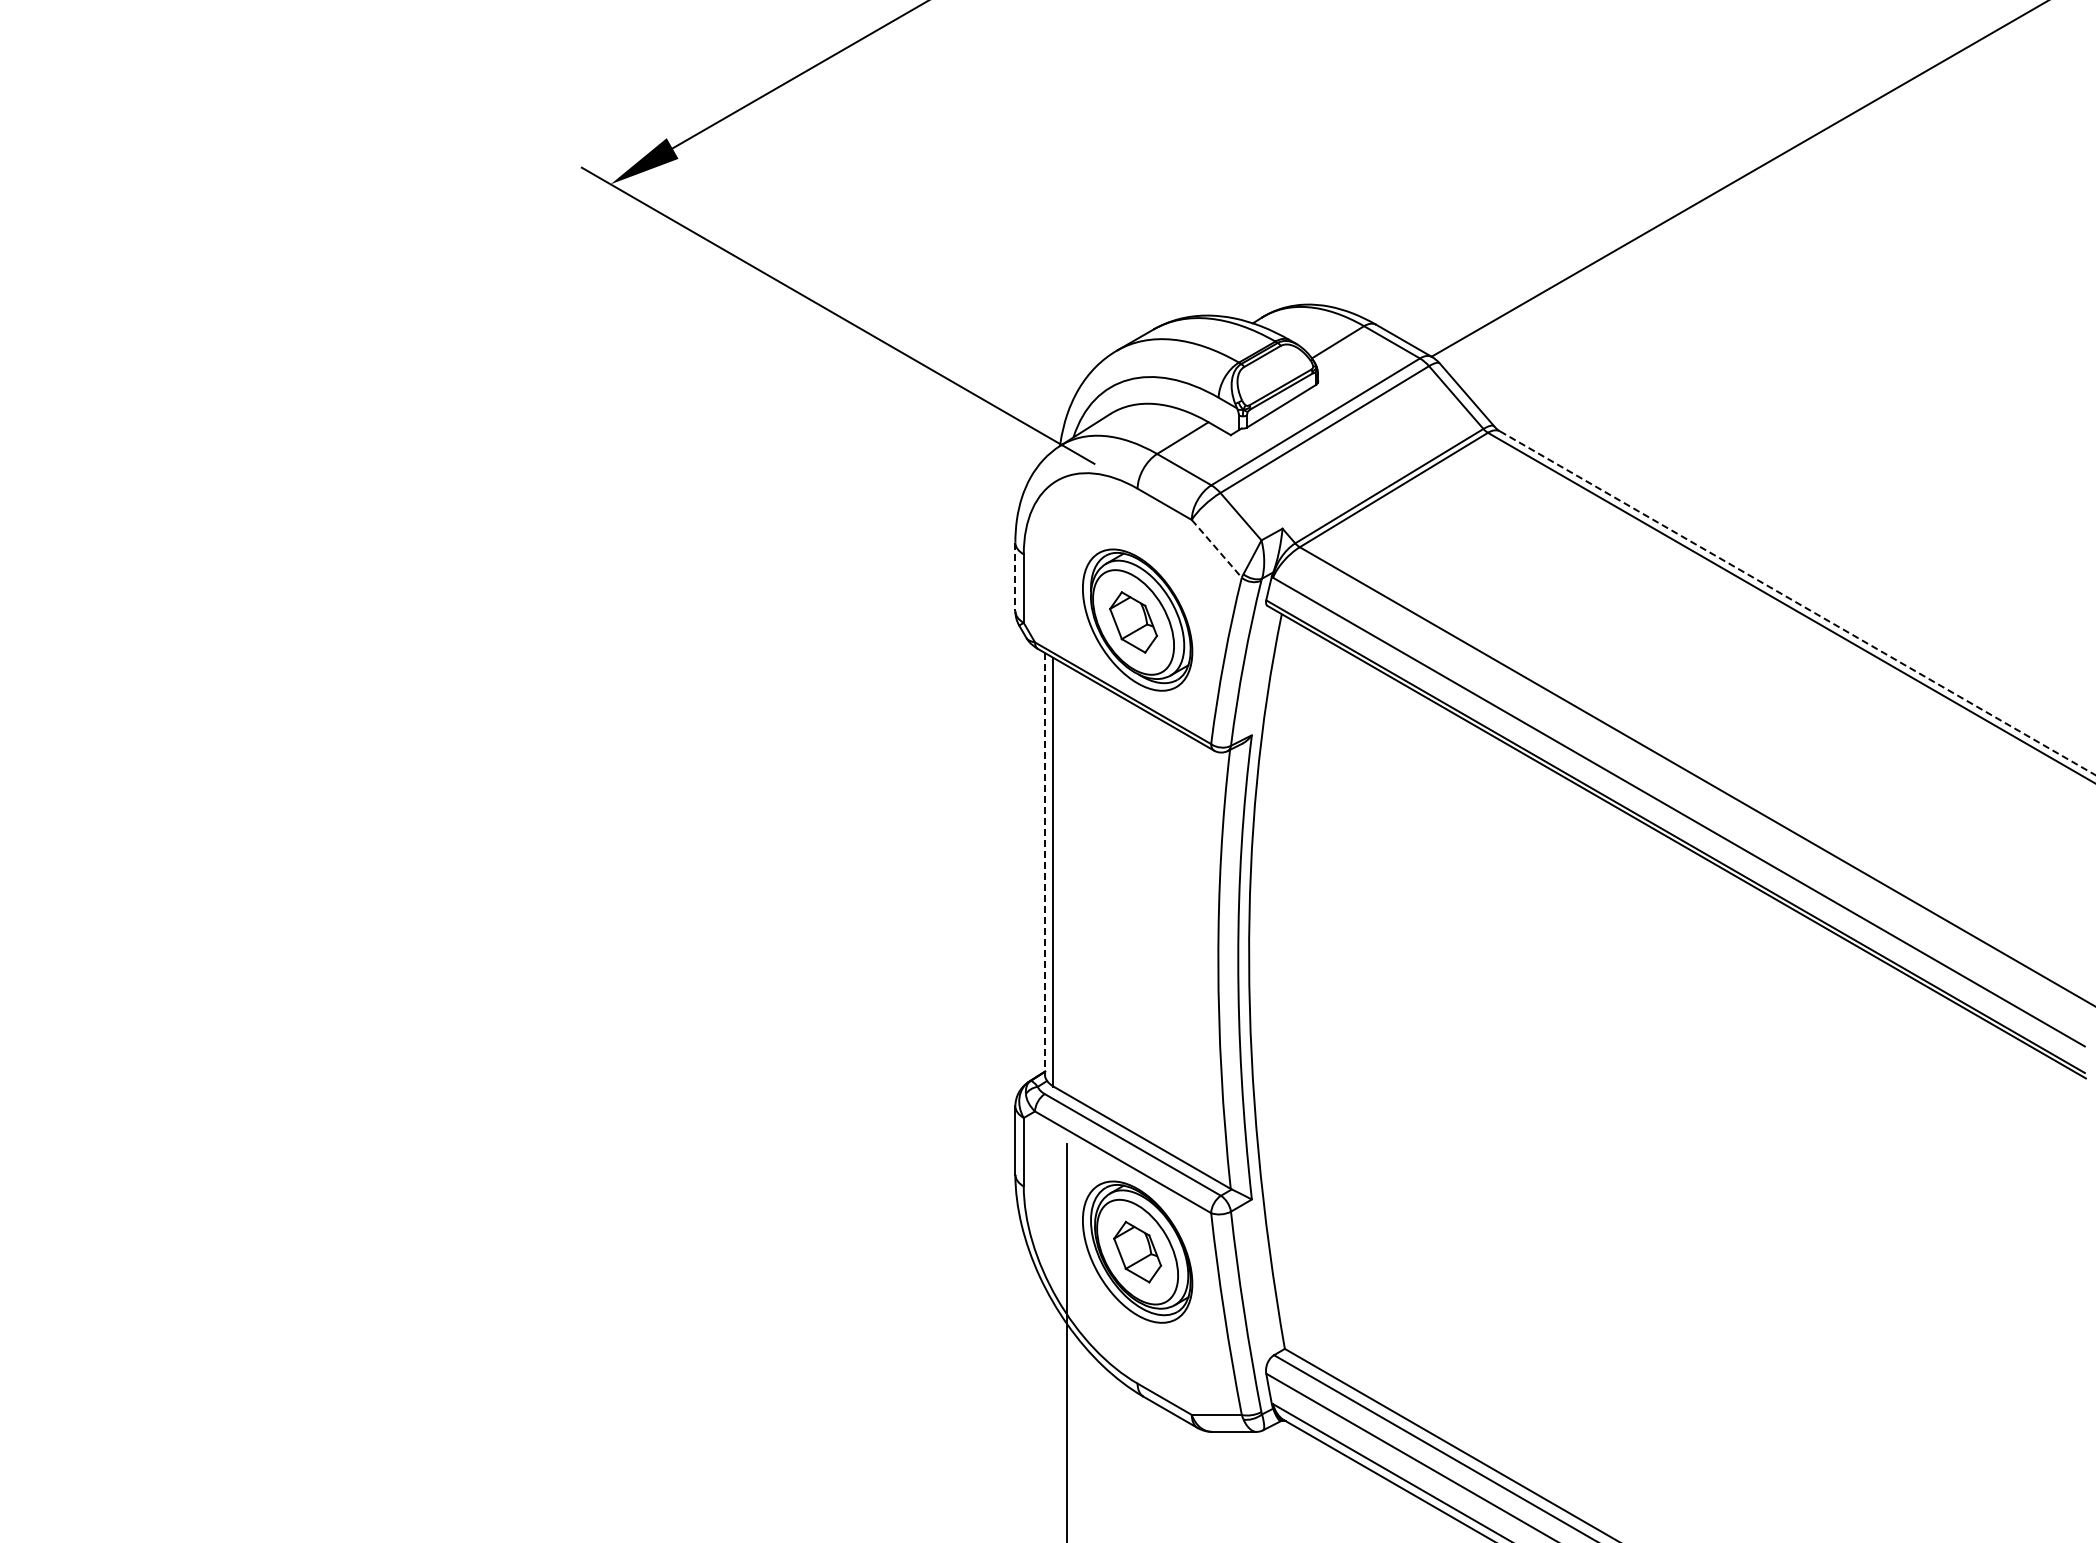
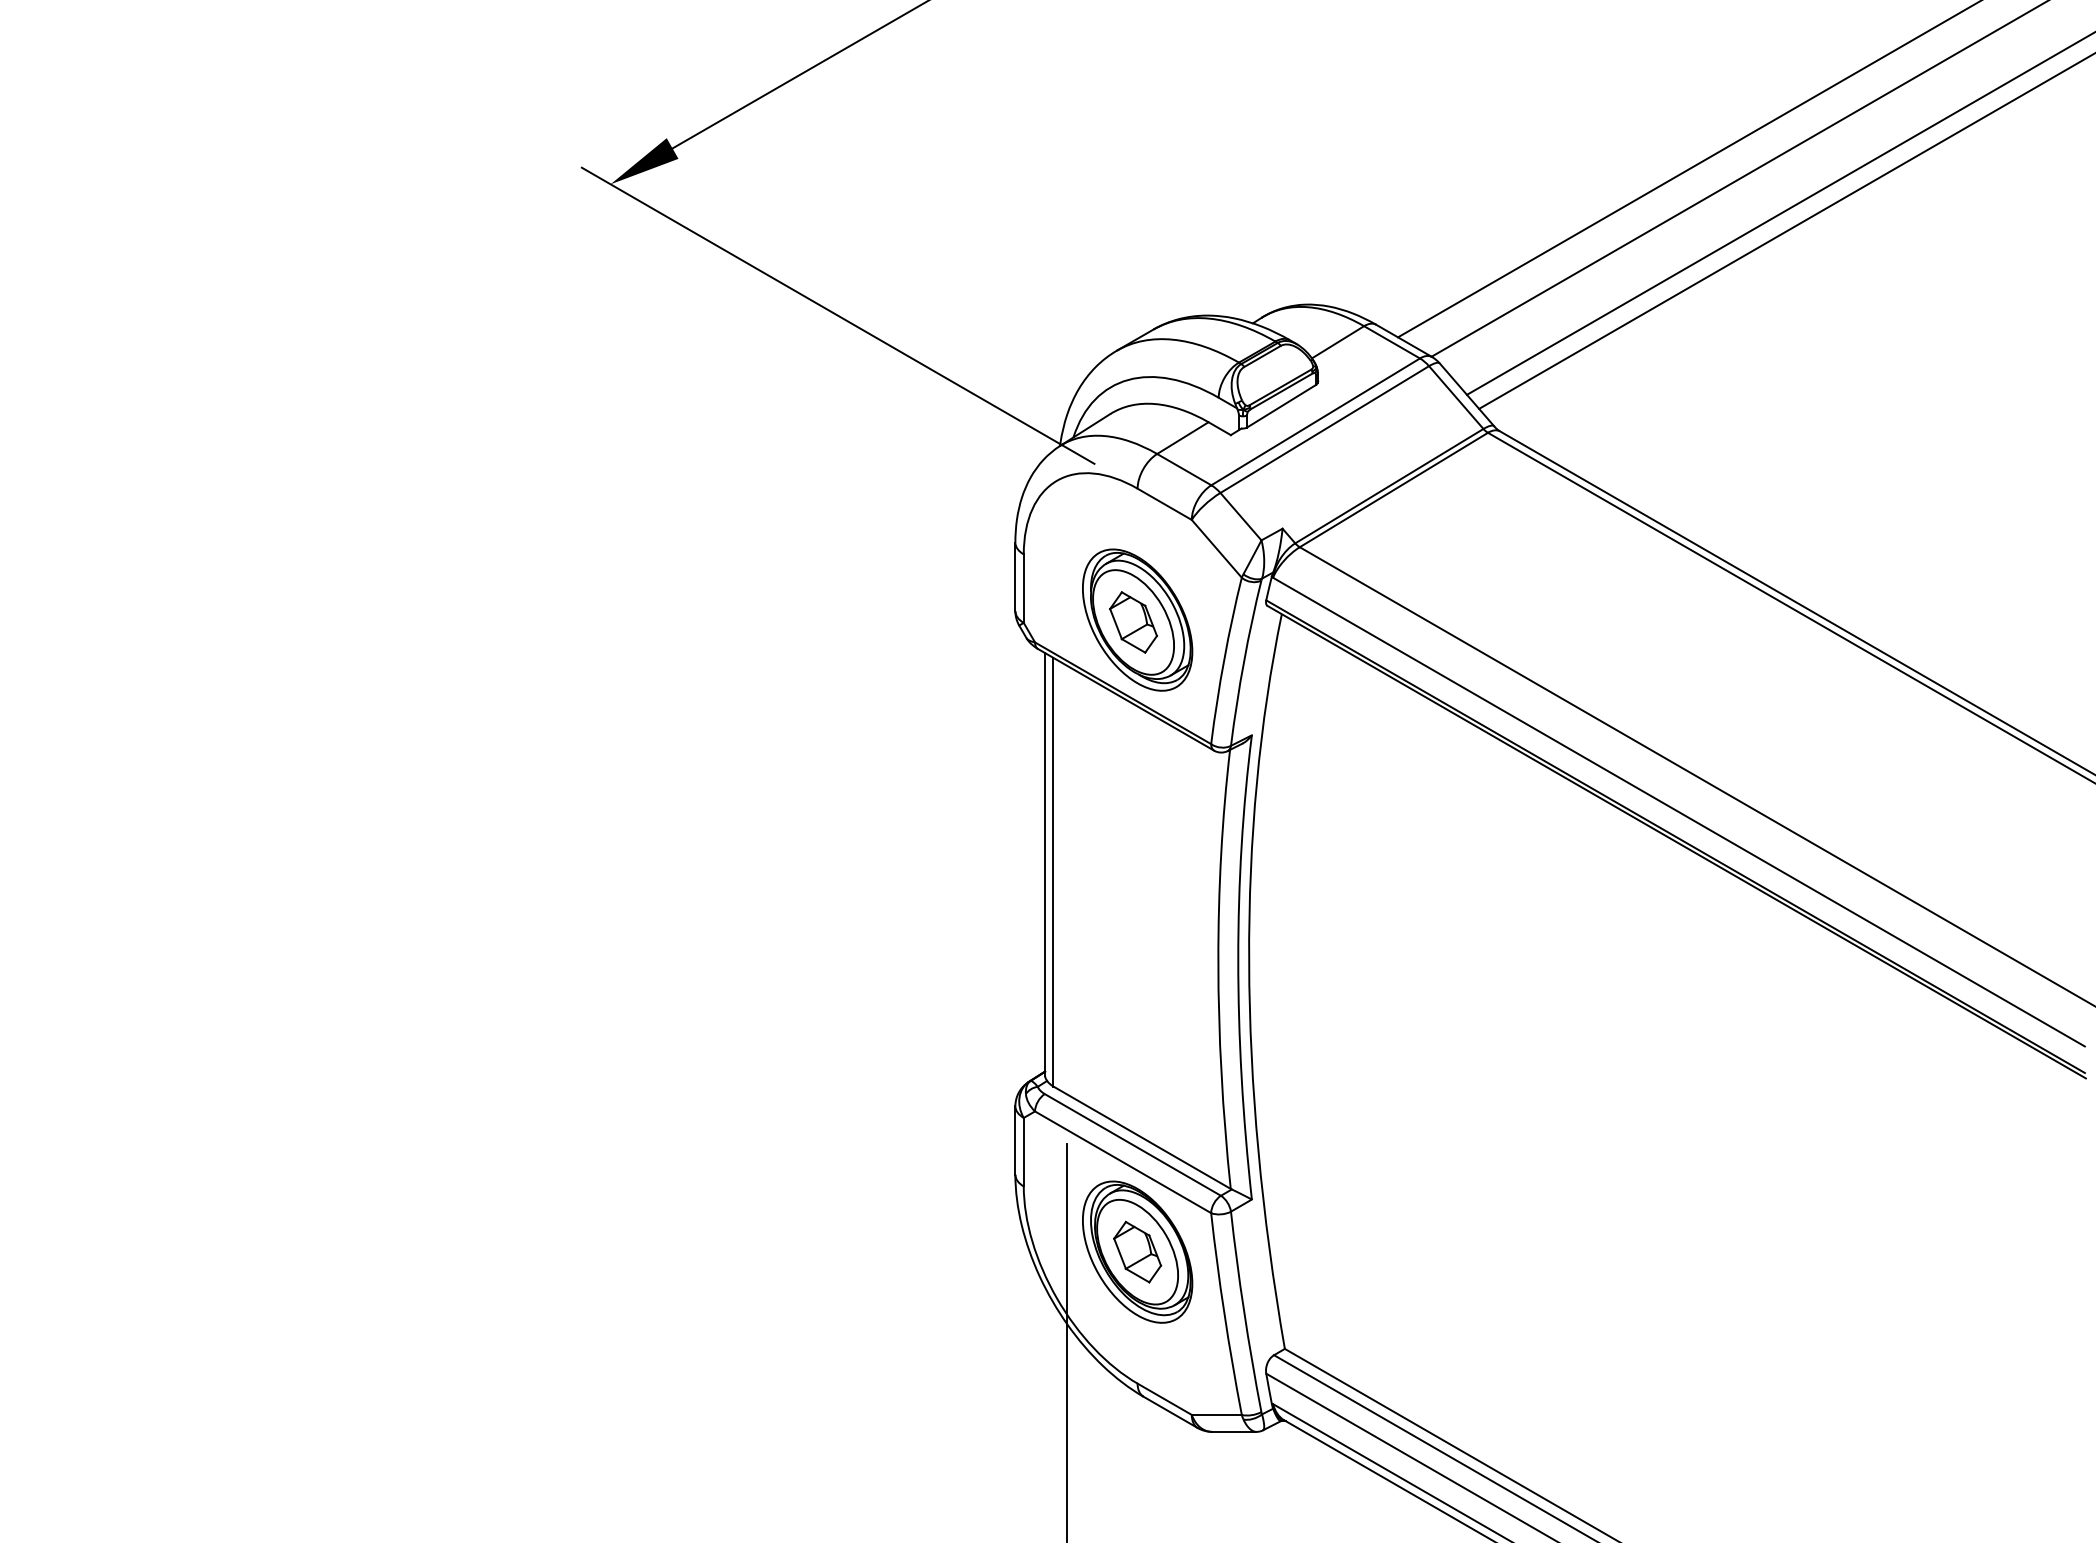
line: none -> present (1688, 169)
line: none -> present (1779, 213)
line: none -> present (1785, 231)
line: dashed -> solid (1217, 549)
line: dashed -> solid (1015, 577)
line: dashed -> solid (1797, 603)
line: dashed -> solid (1045, 864)
